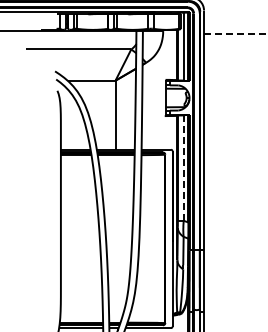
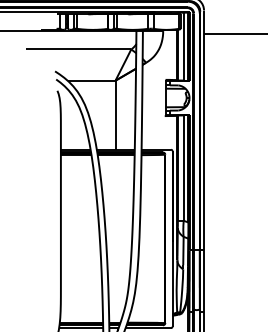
line: dashed -> solid (235, 33)
line: dashed -> solid (183, 167)
